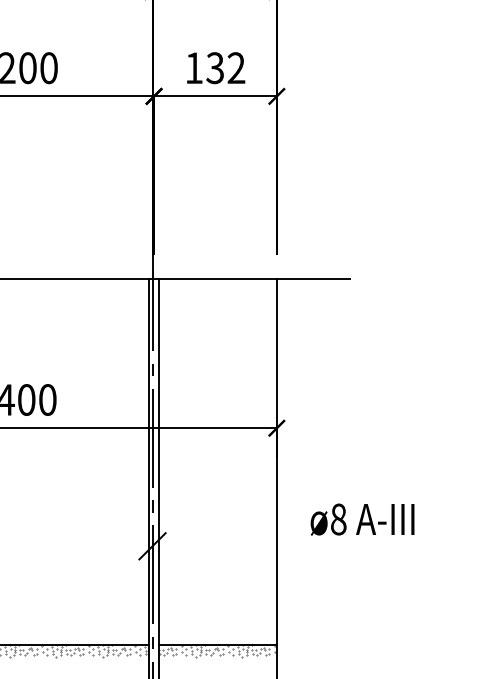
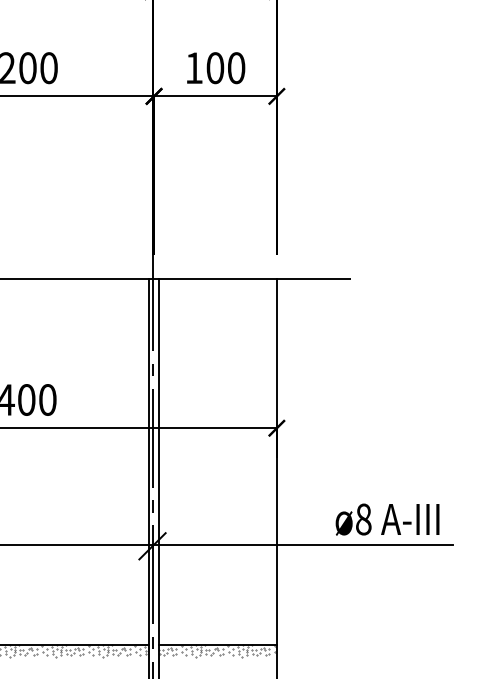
text: 132 -> 100 (225, 68)
text position: (362, 519) -> (387, 519) (387, 519)
line: none -> present (227, 545)
